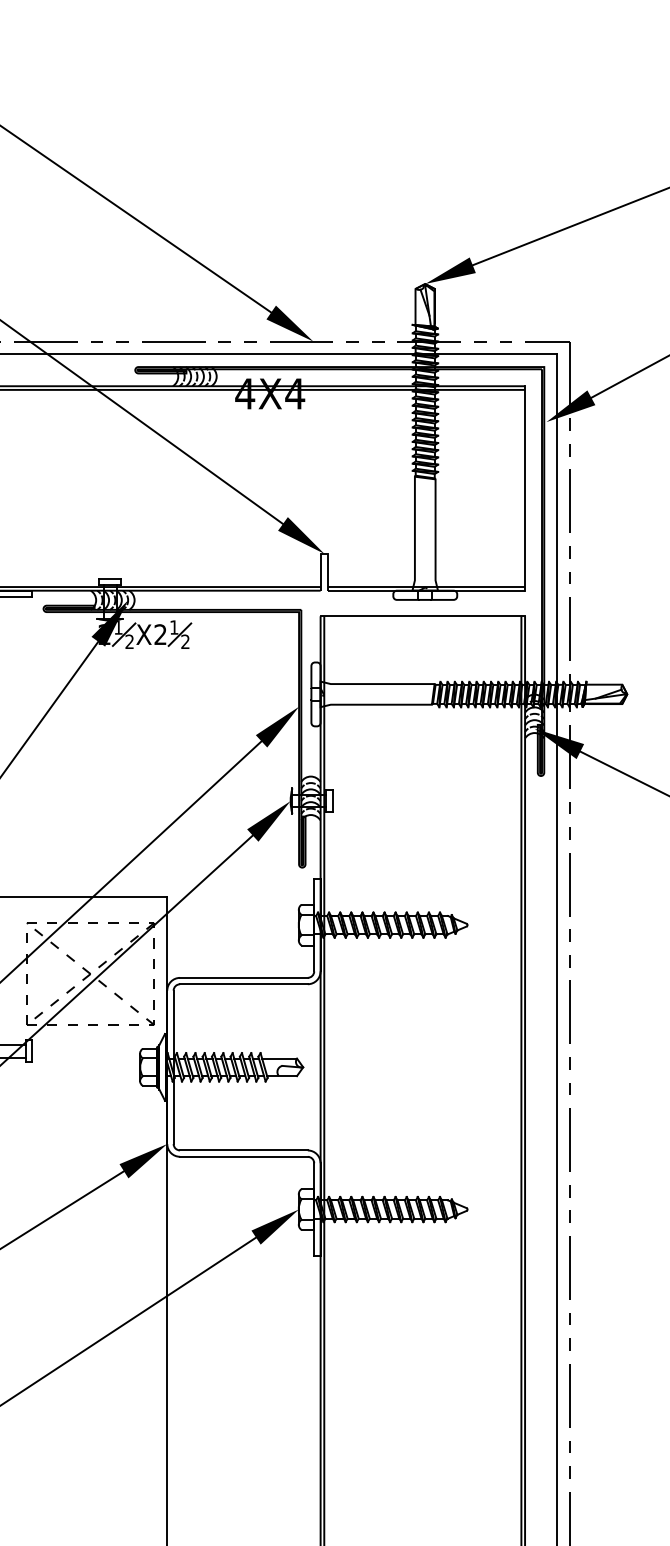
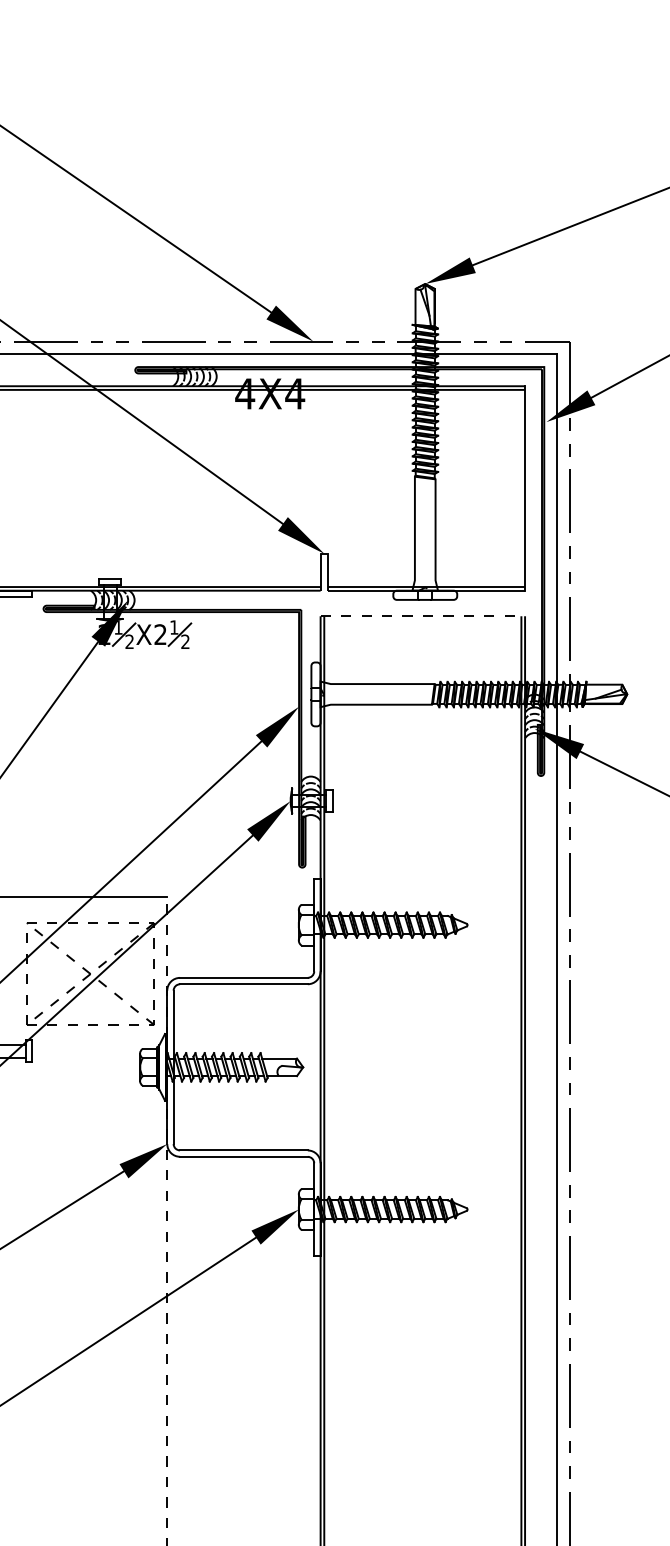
line: solid -> dashed (423, 616)
line: solid -> dashed (167, 1221)
